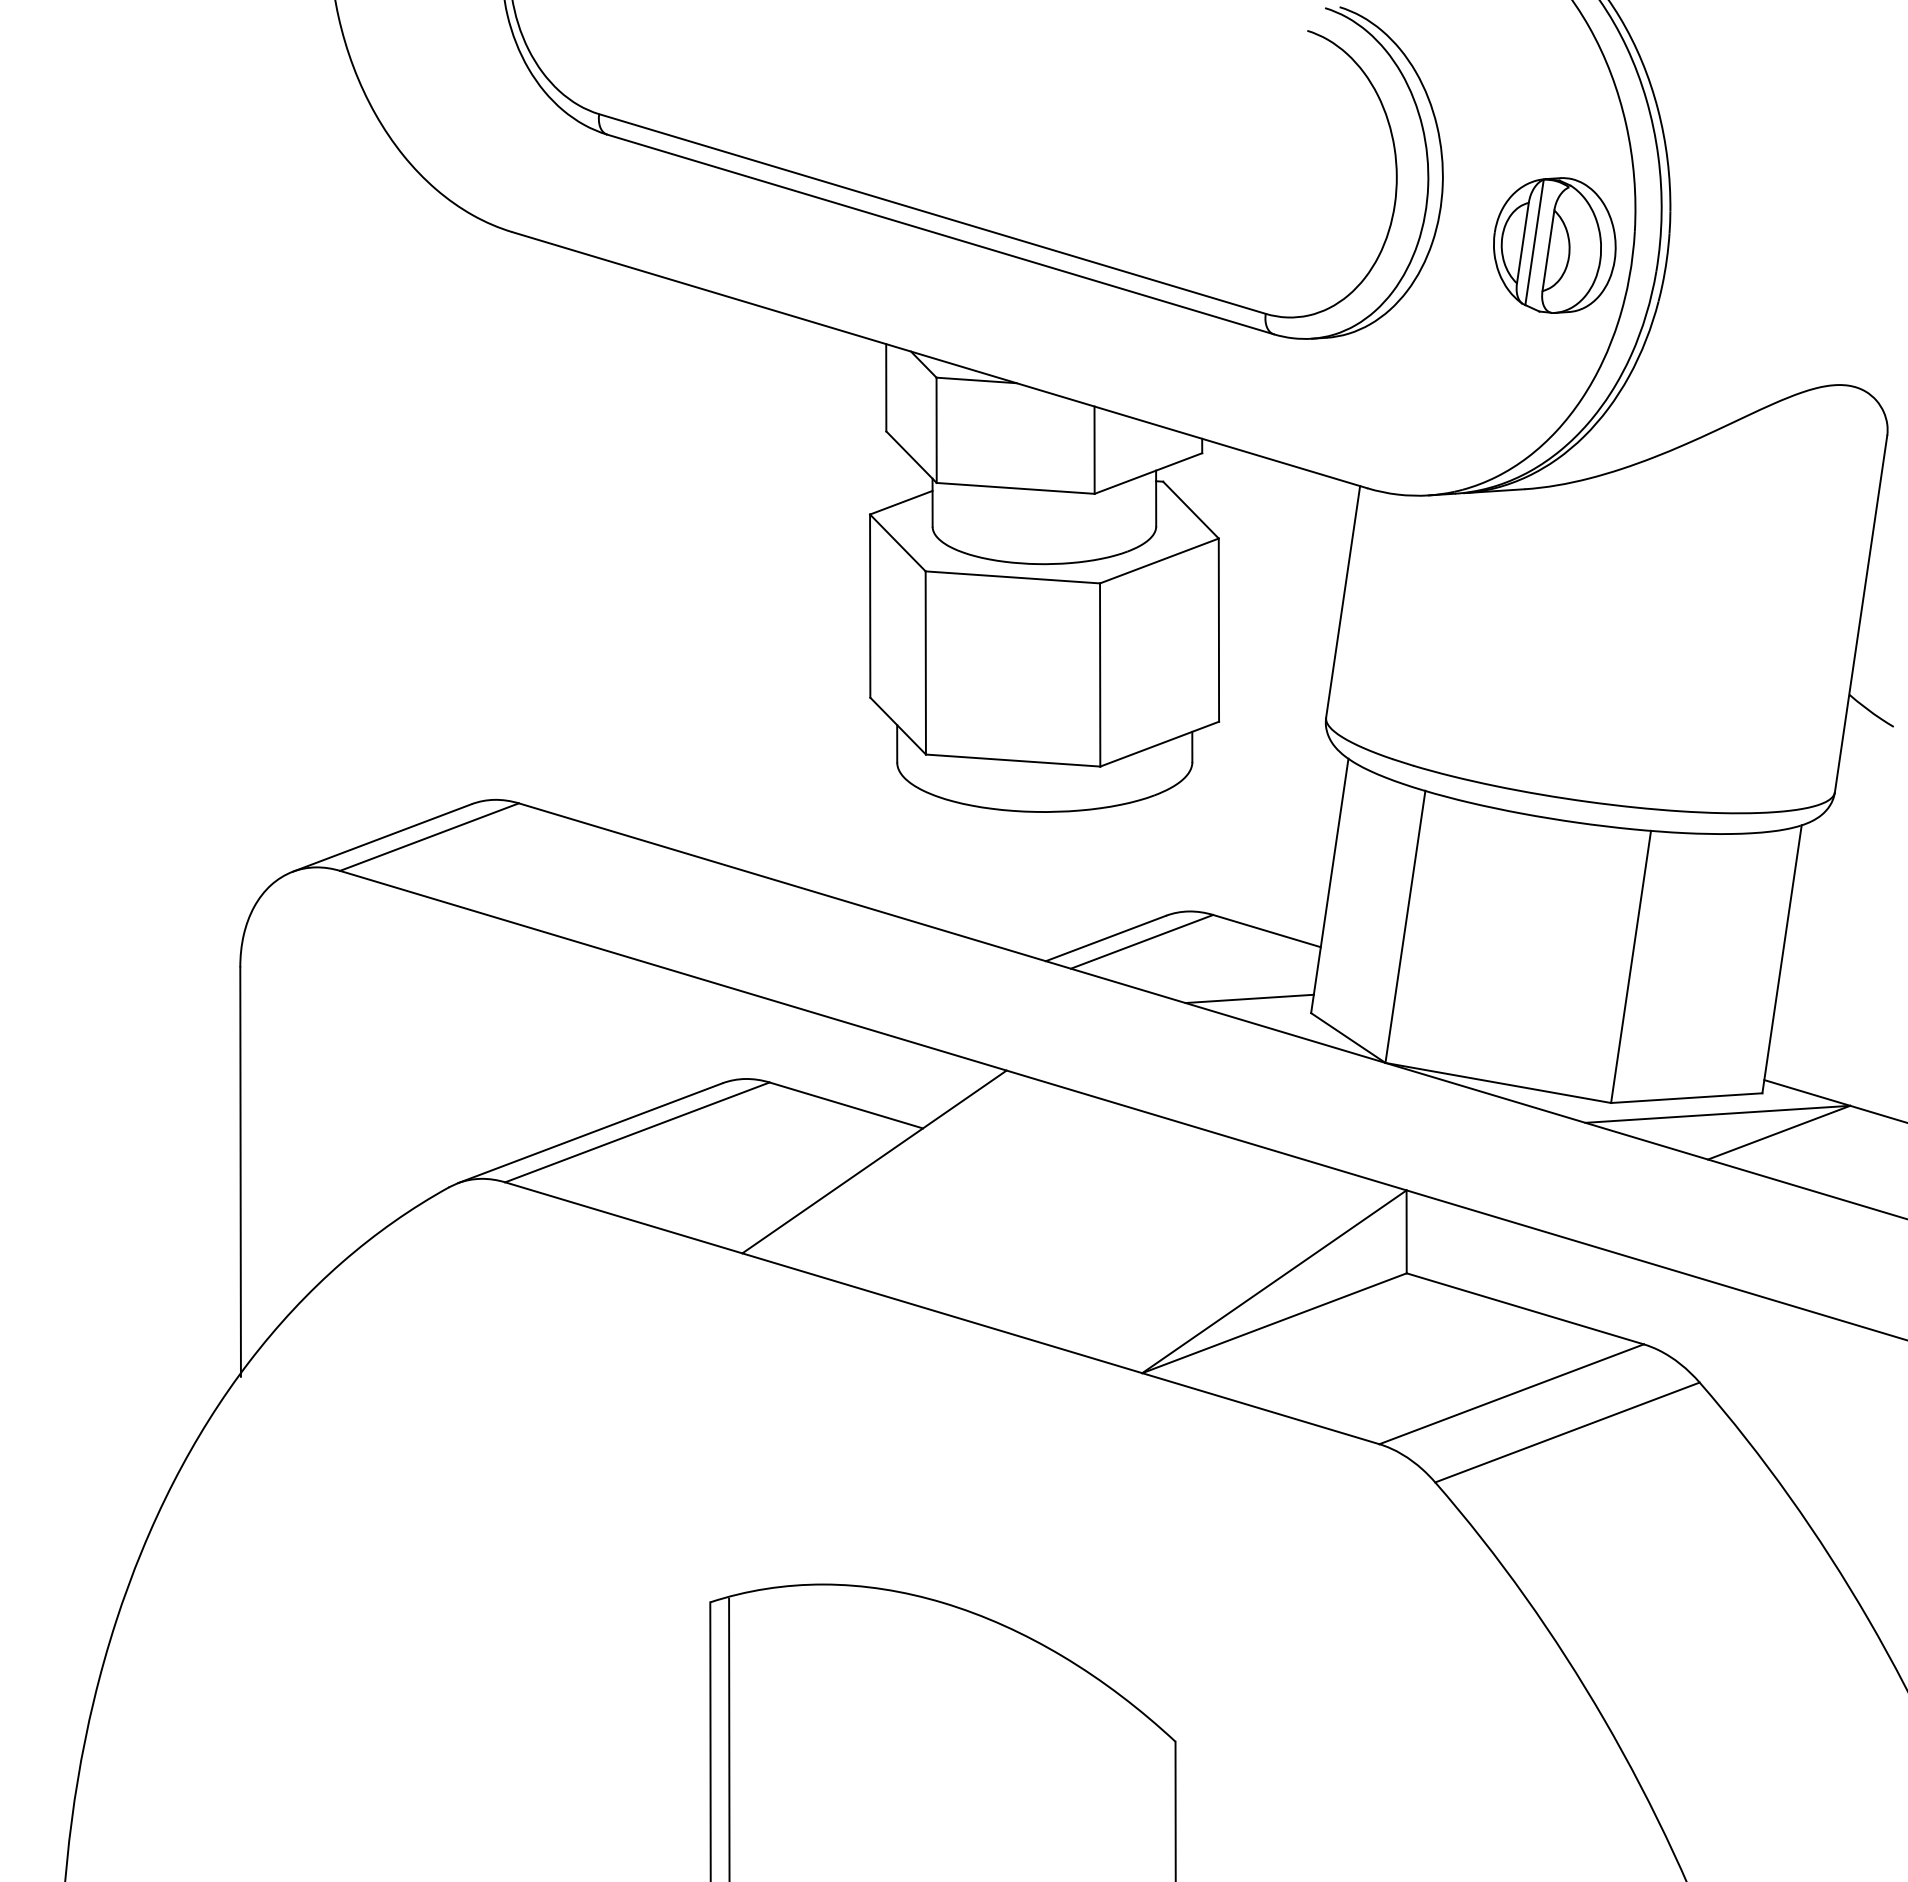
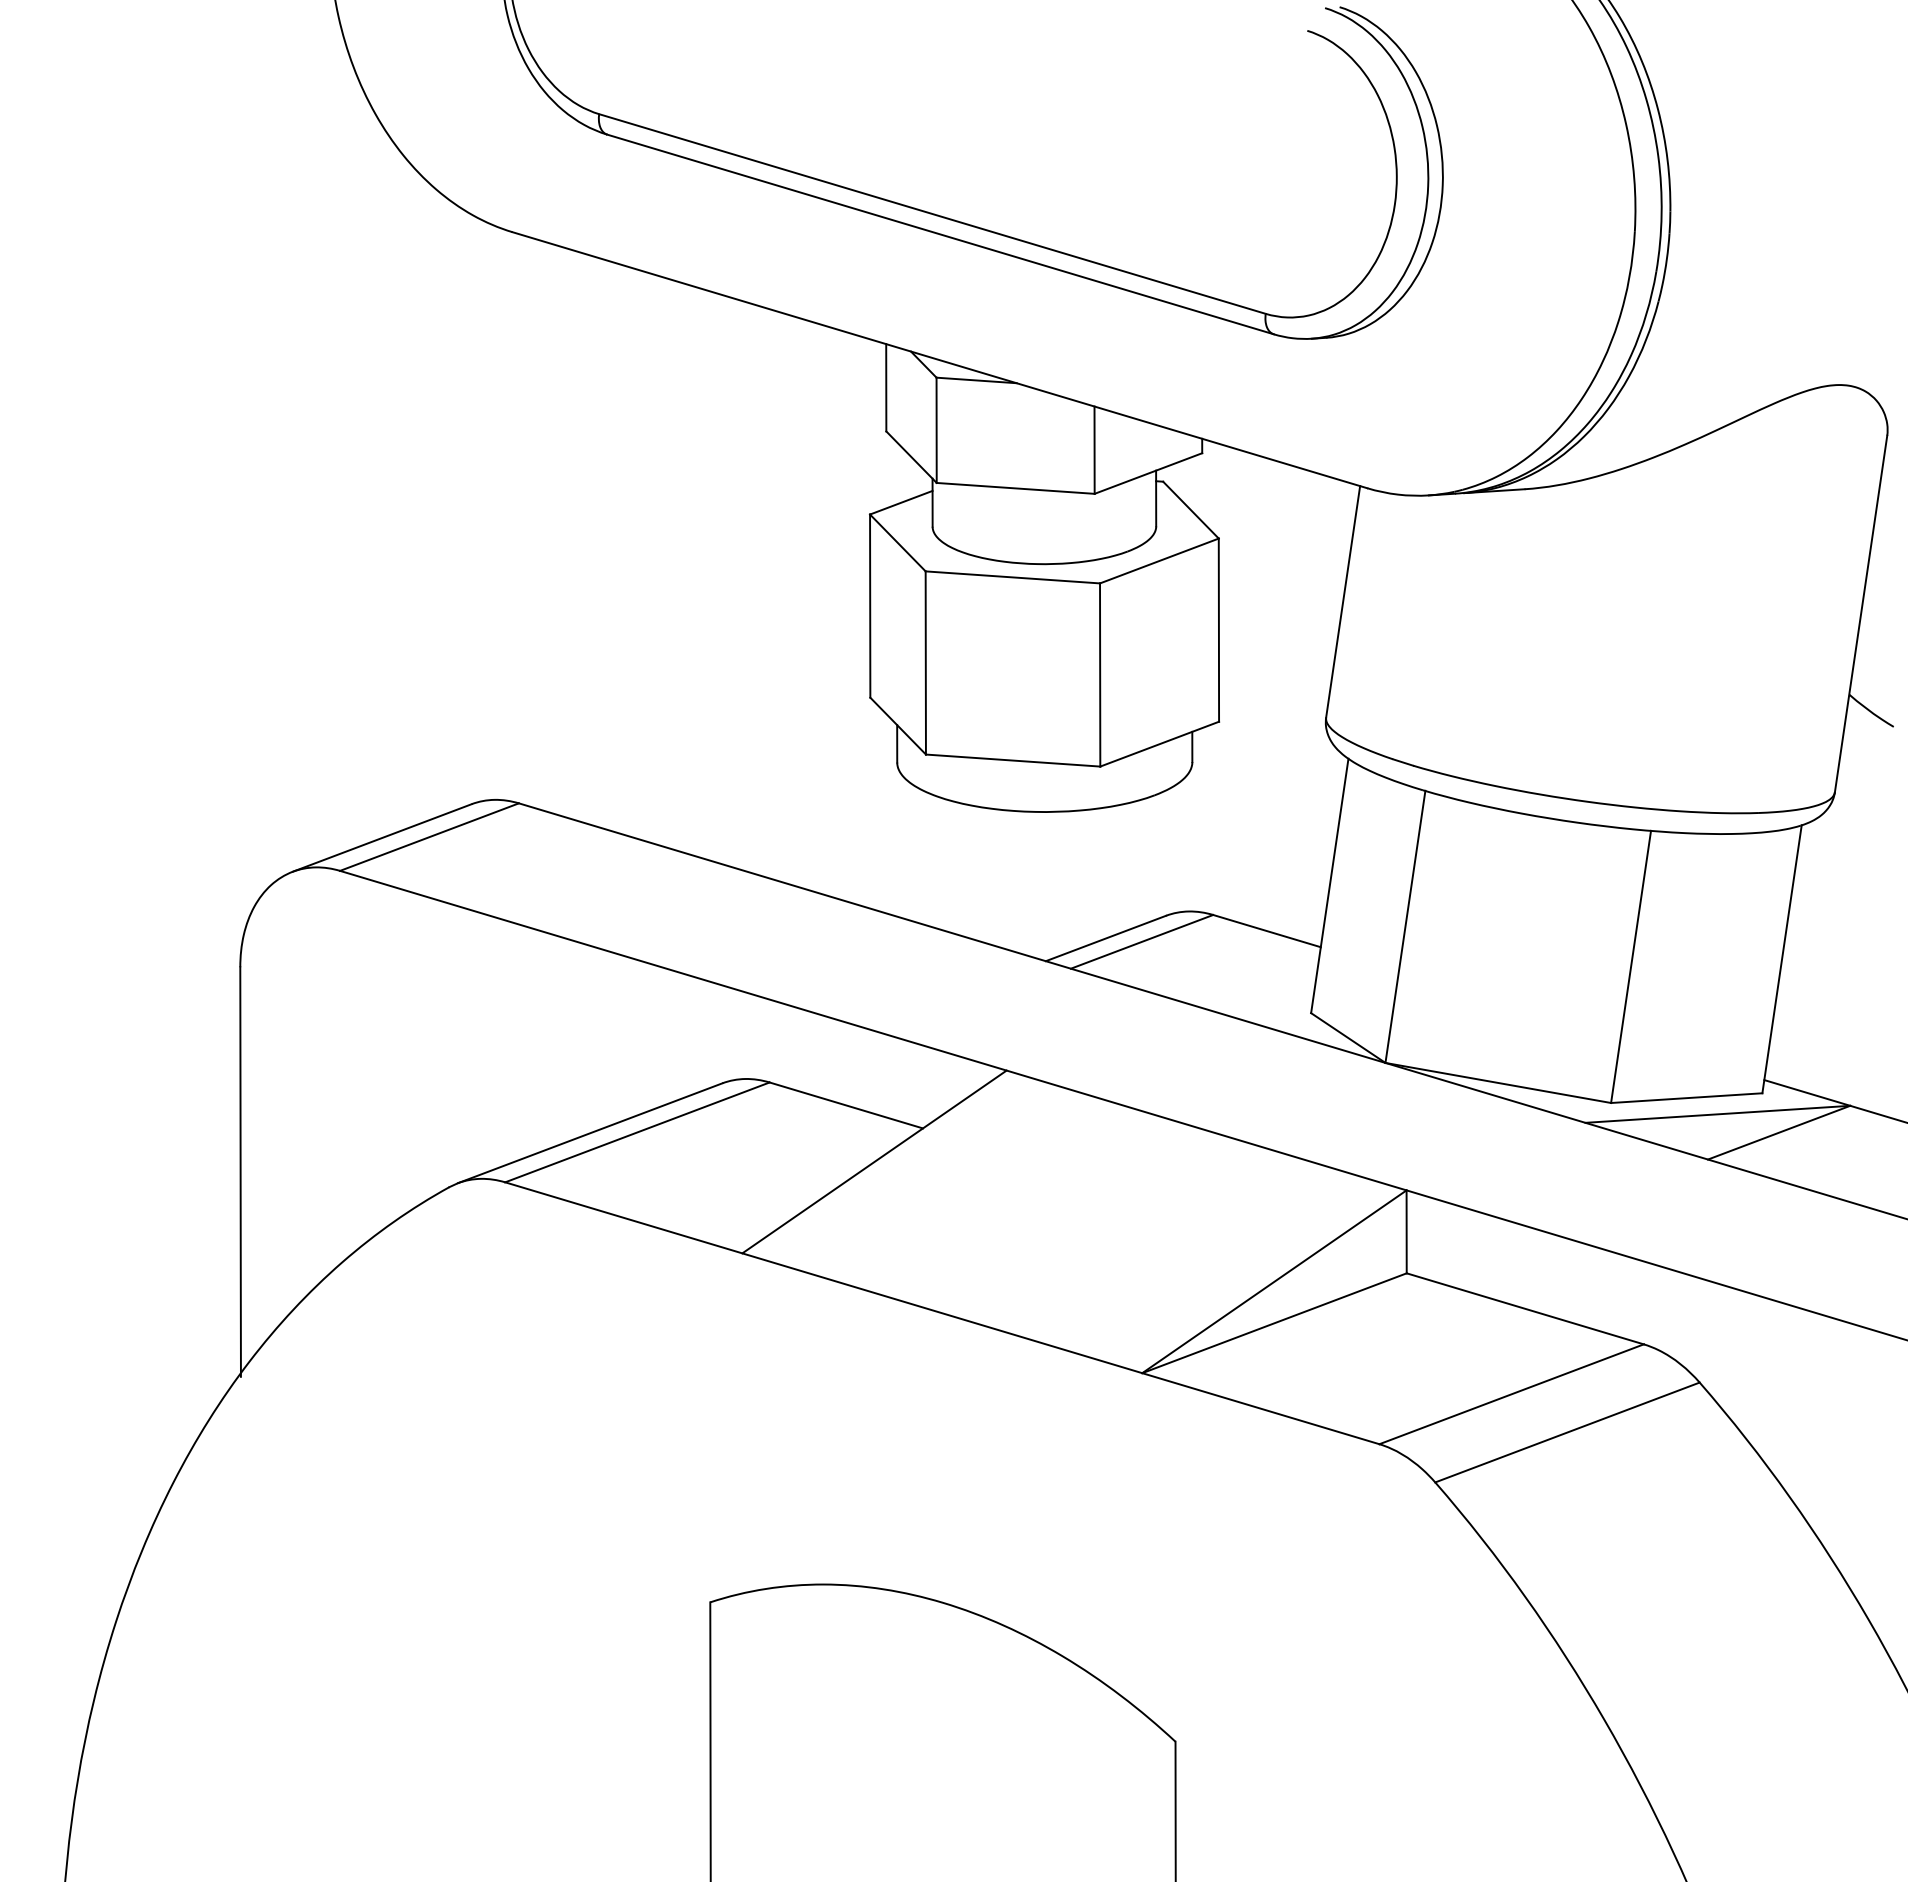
part: present -> none (1554, 245)
line: present -> none (1249, 998)
line: present -> none (729, 1738)
